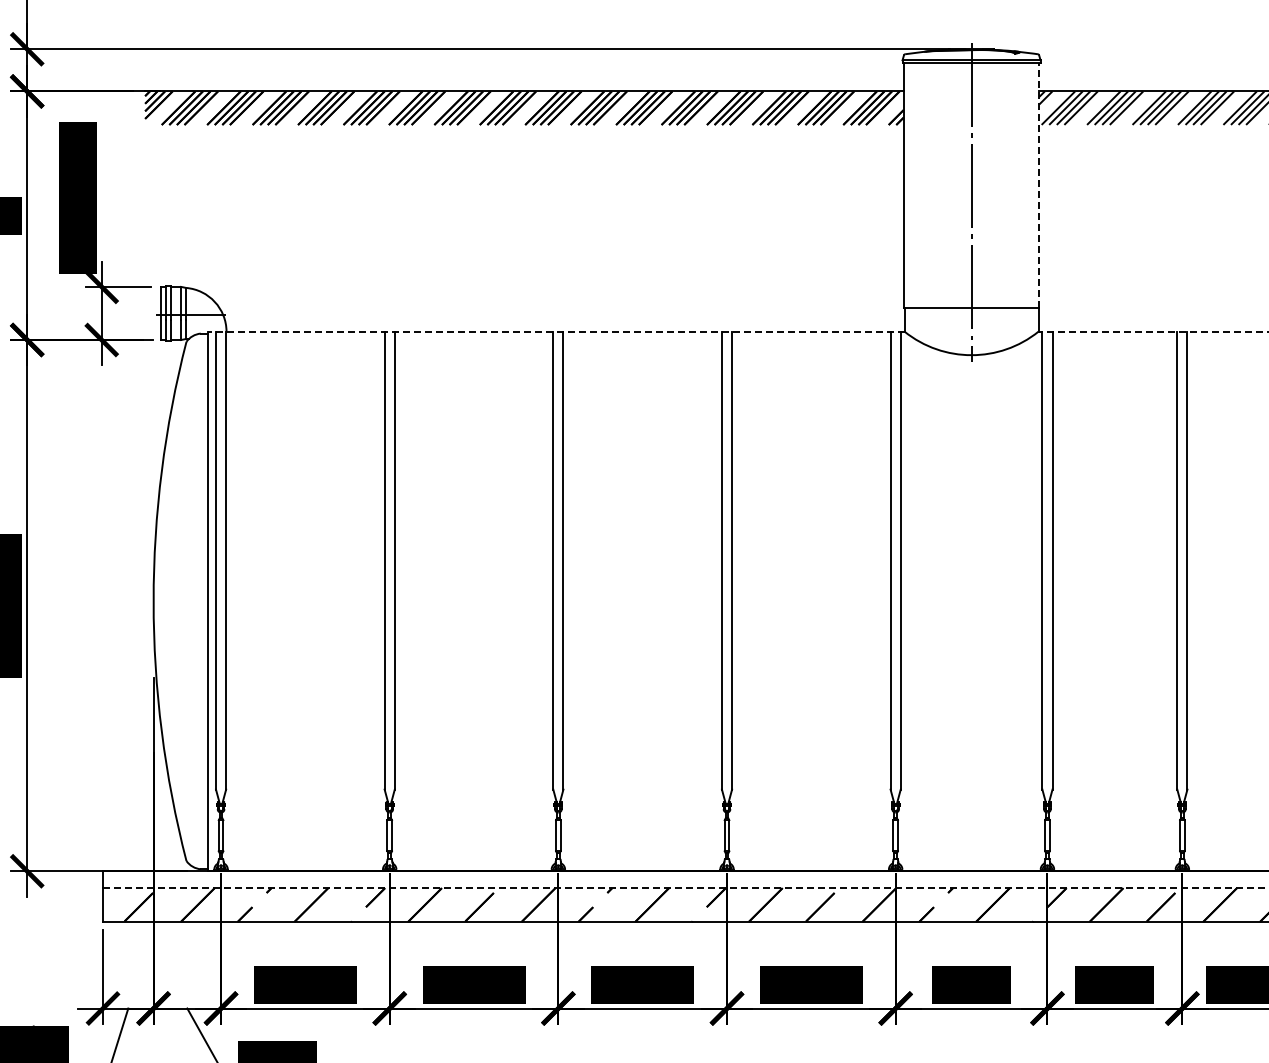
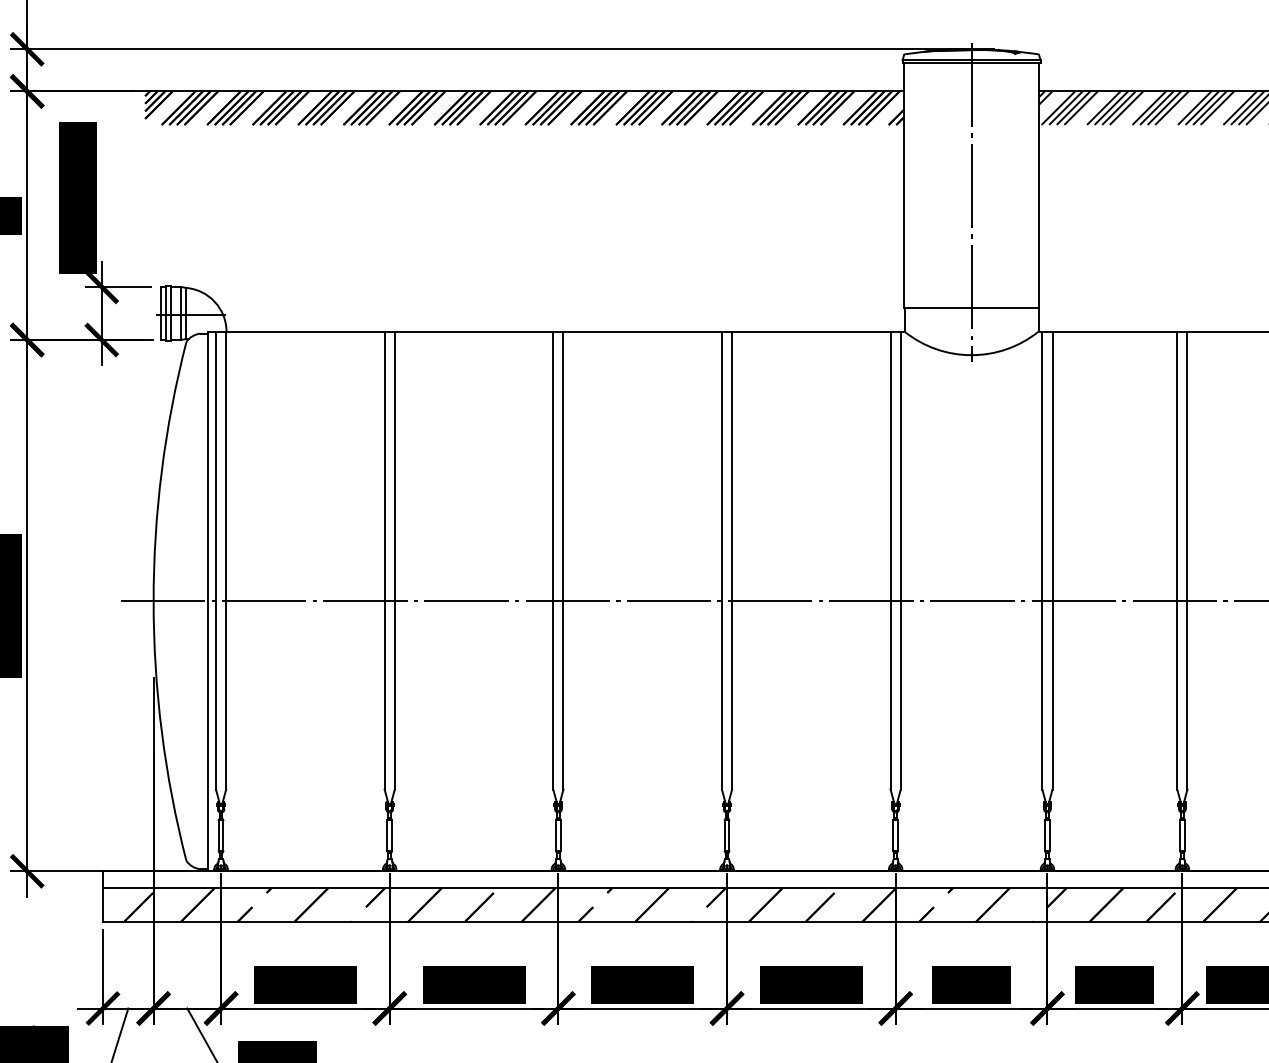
line: dashed -> solid (1039, 184)
line: dashed -> solid (555, 331)
line: dashed -> solid (1153, 331)
line: none -> present (692, 601)
line: dashed -> solid (685, 888)
